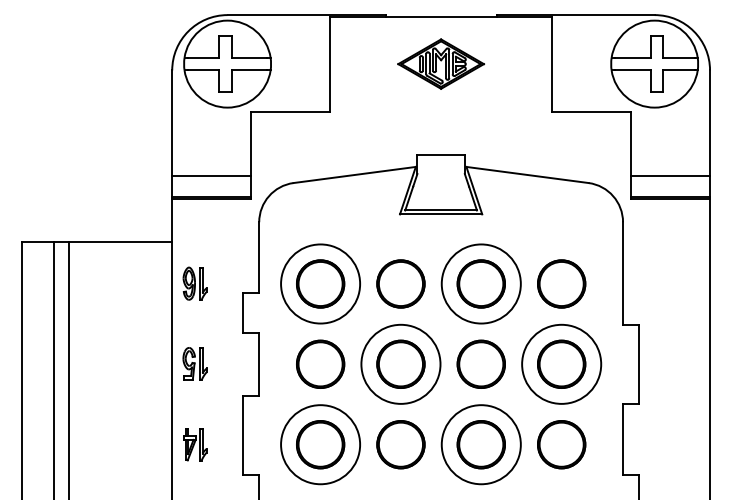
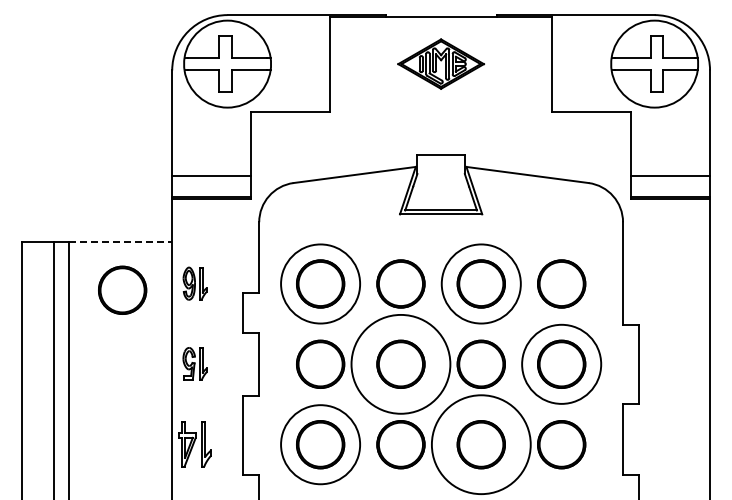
line: solid -> dashed (121, 242)
part: none -> present (122, 289)
circle diameter: 79 px -> 99 px (400, 363)
part size: 25x34 px -> 34x47 px (194, 444)
circle diameter: 79 px -> 99 px (480, 444)
